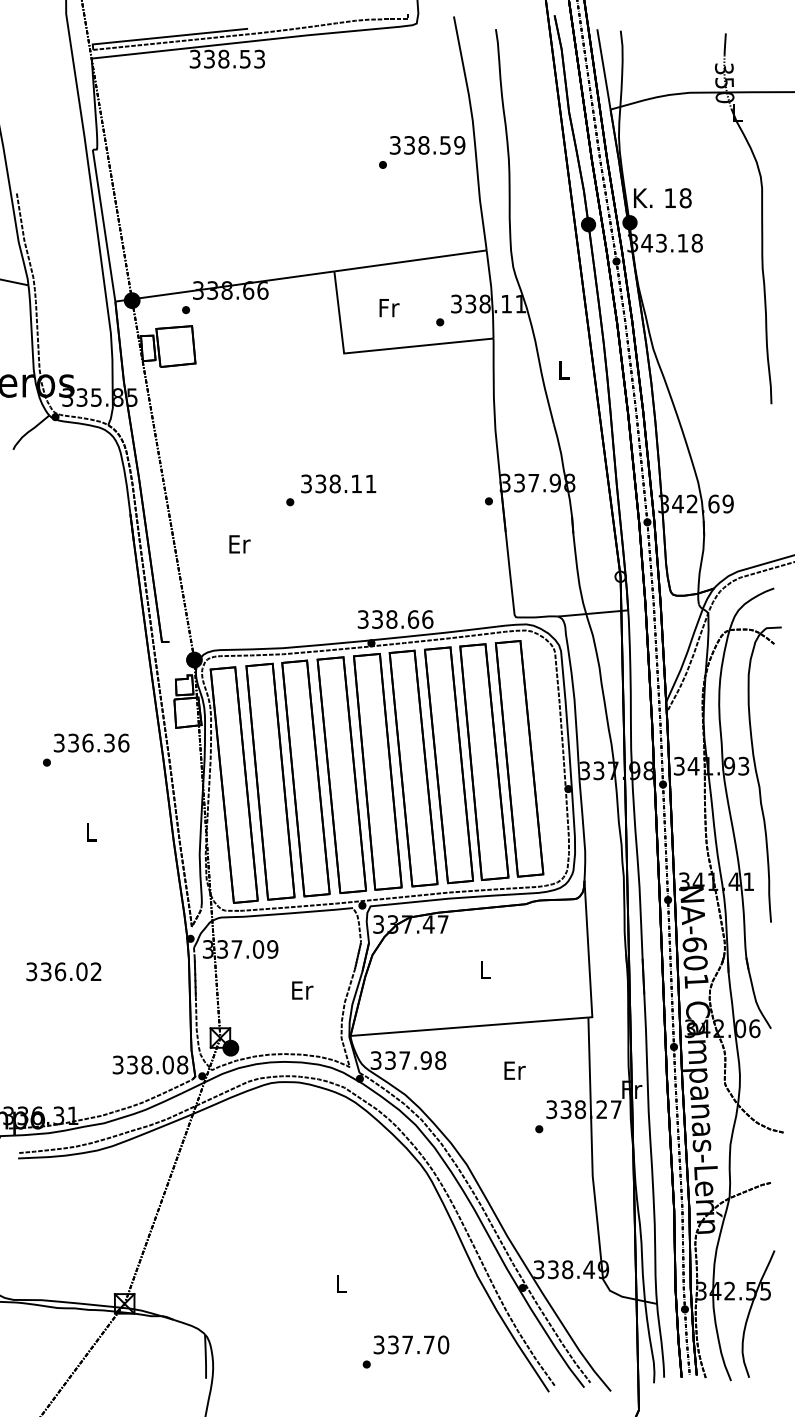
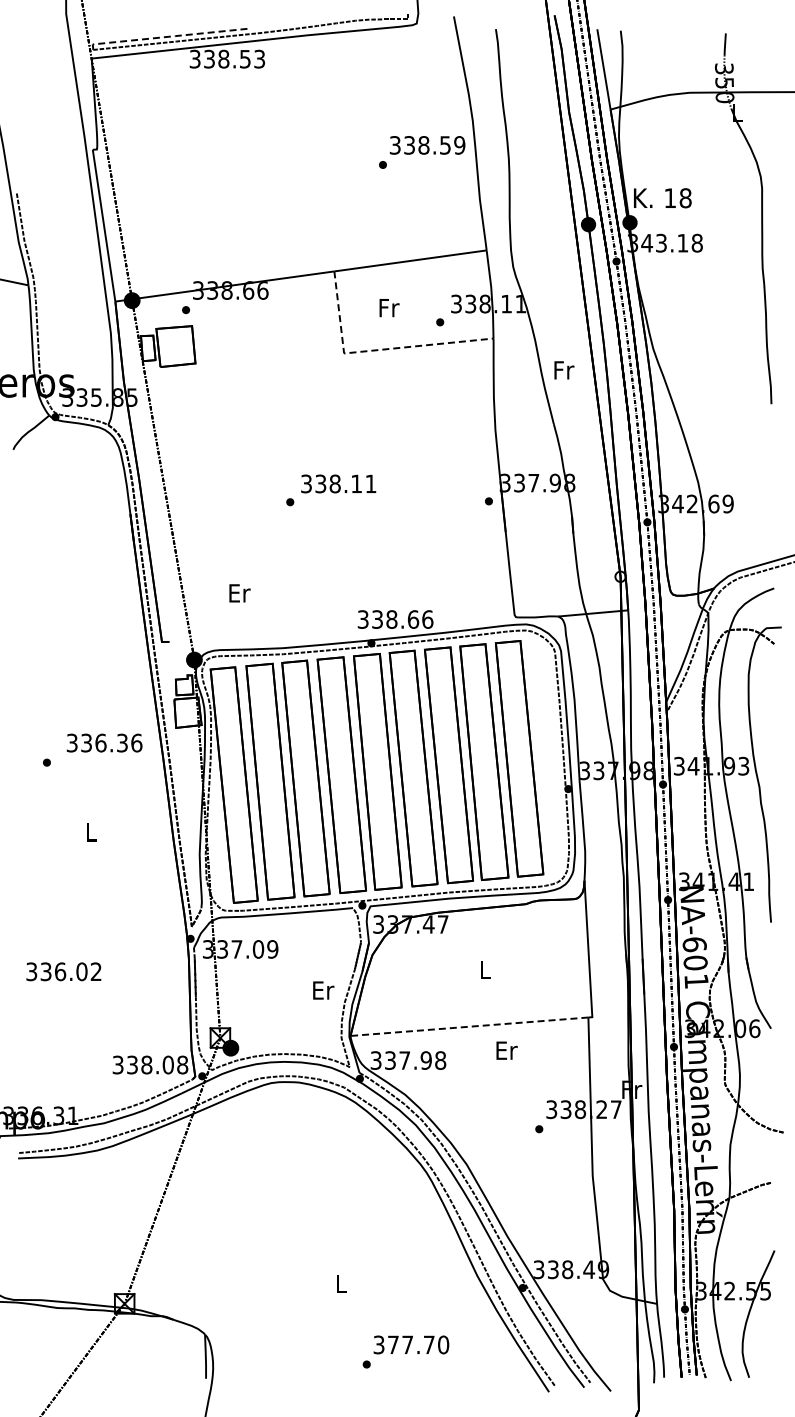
line: solid -> dashed (167, 36)
line: solid -> dashed (376, 350)
text: L -> Fr (564, 370)
text position: (239, 544) -> (239, 593) (239, 593)
text position: (91, 742) -> (104, 742) (104, 742)
text position: (302, 990) -> (323, 990) (323, 990)
line: solid -> dashed (468, 1026)
text position: (514, 1070) -> (506, 1050) (506, 1050)
text: 337.70 -> 377.70 (393, 1344)
